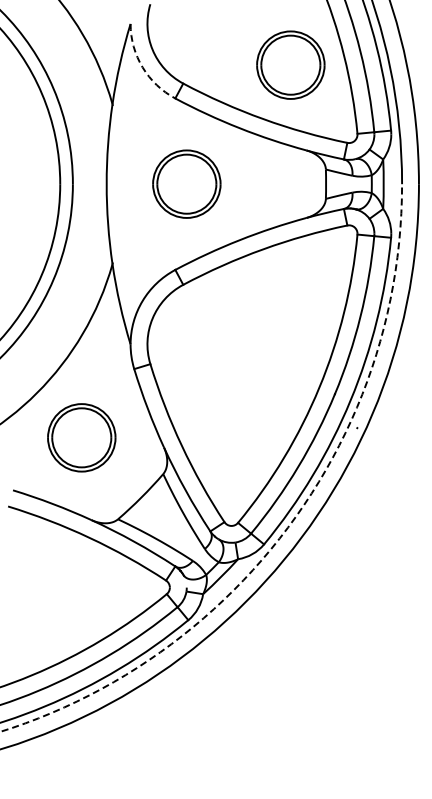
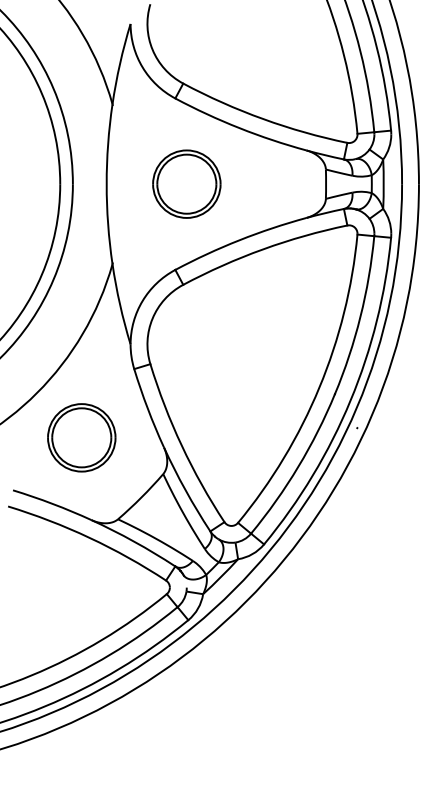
part: present -> none (290, 64)
arc: dashed -> solid (142, 67)
arc: dashed -> solid (292, 522)
